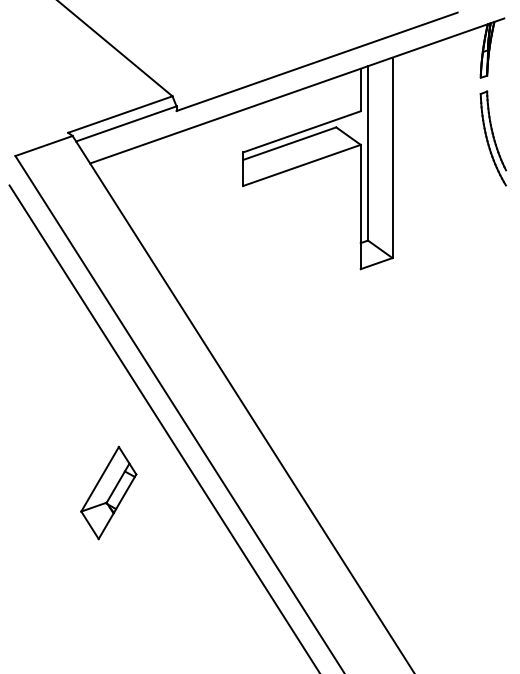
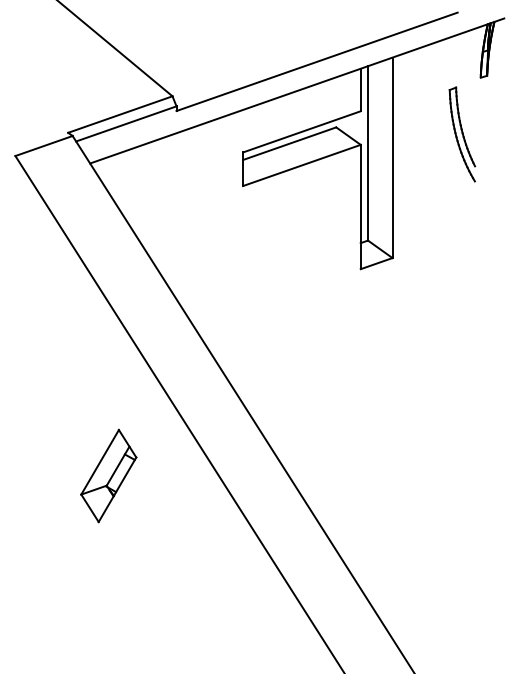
part position: (493, 138) -> (462, 134) (462, 134)
line: present -> none (163, 427)
part position: (108, 492) -> (108, 475) (108, 475)
